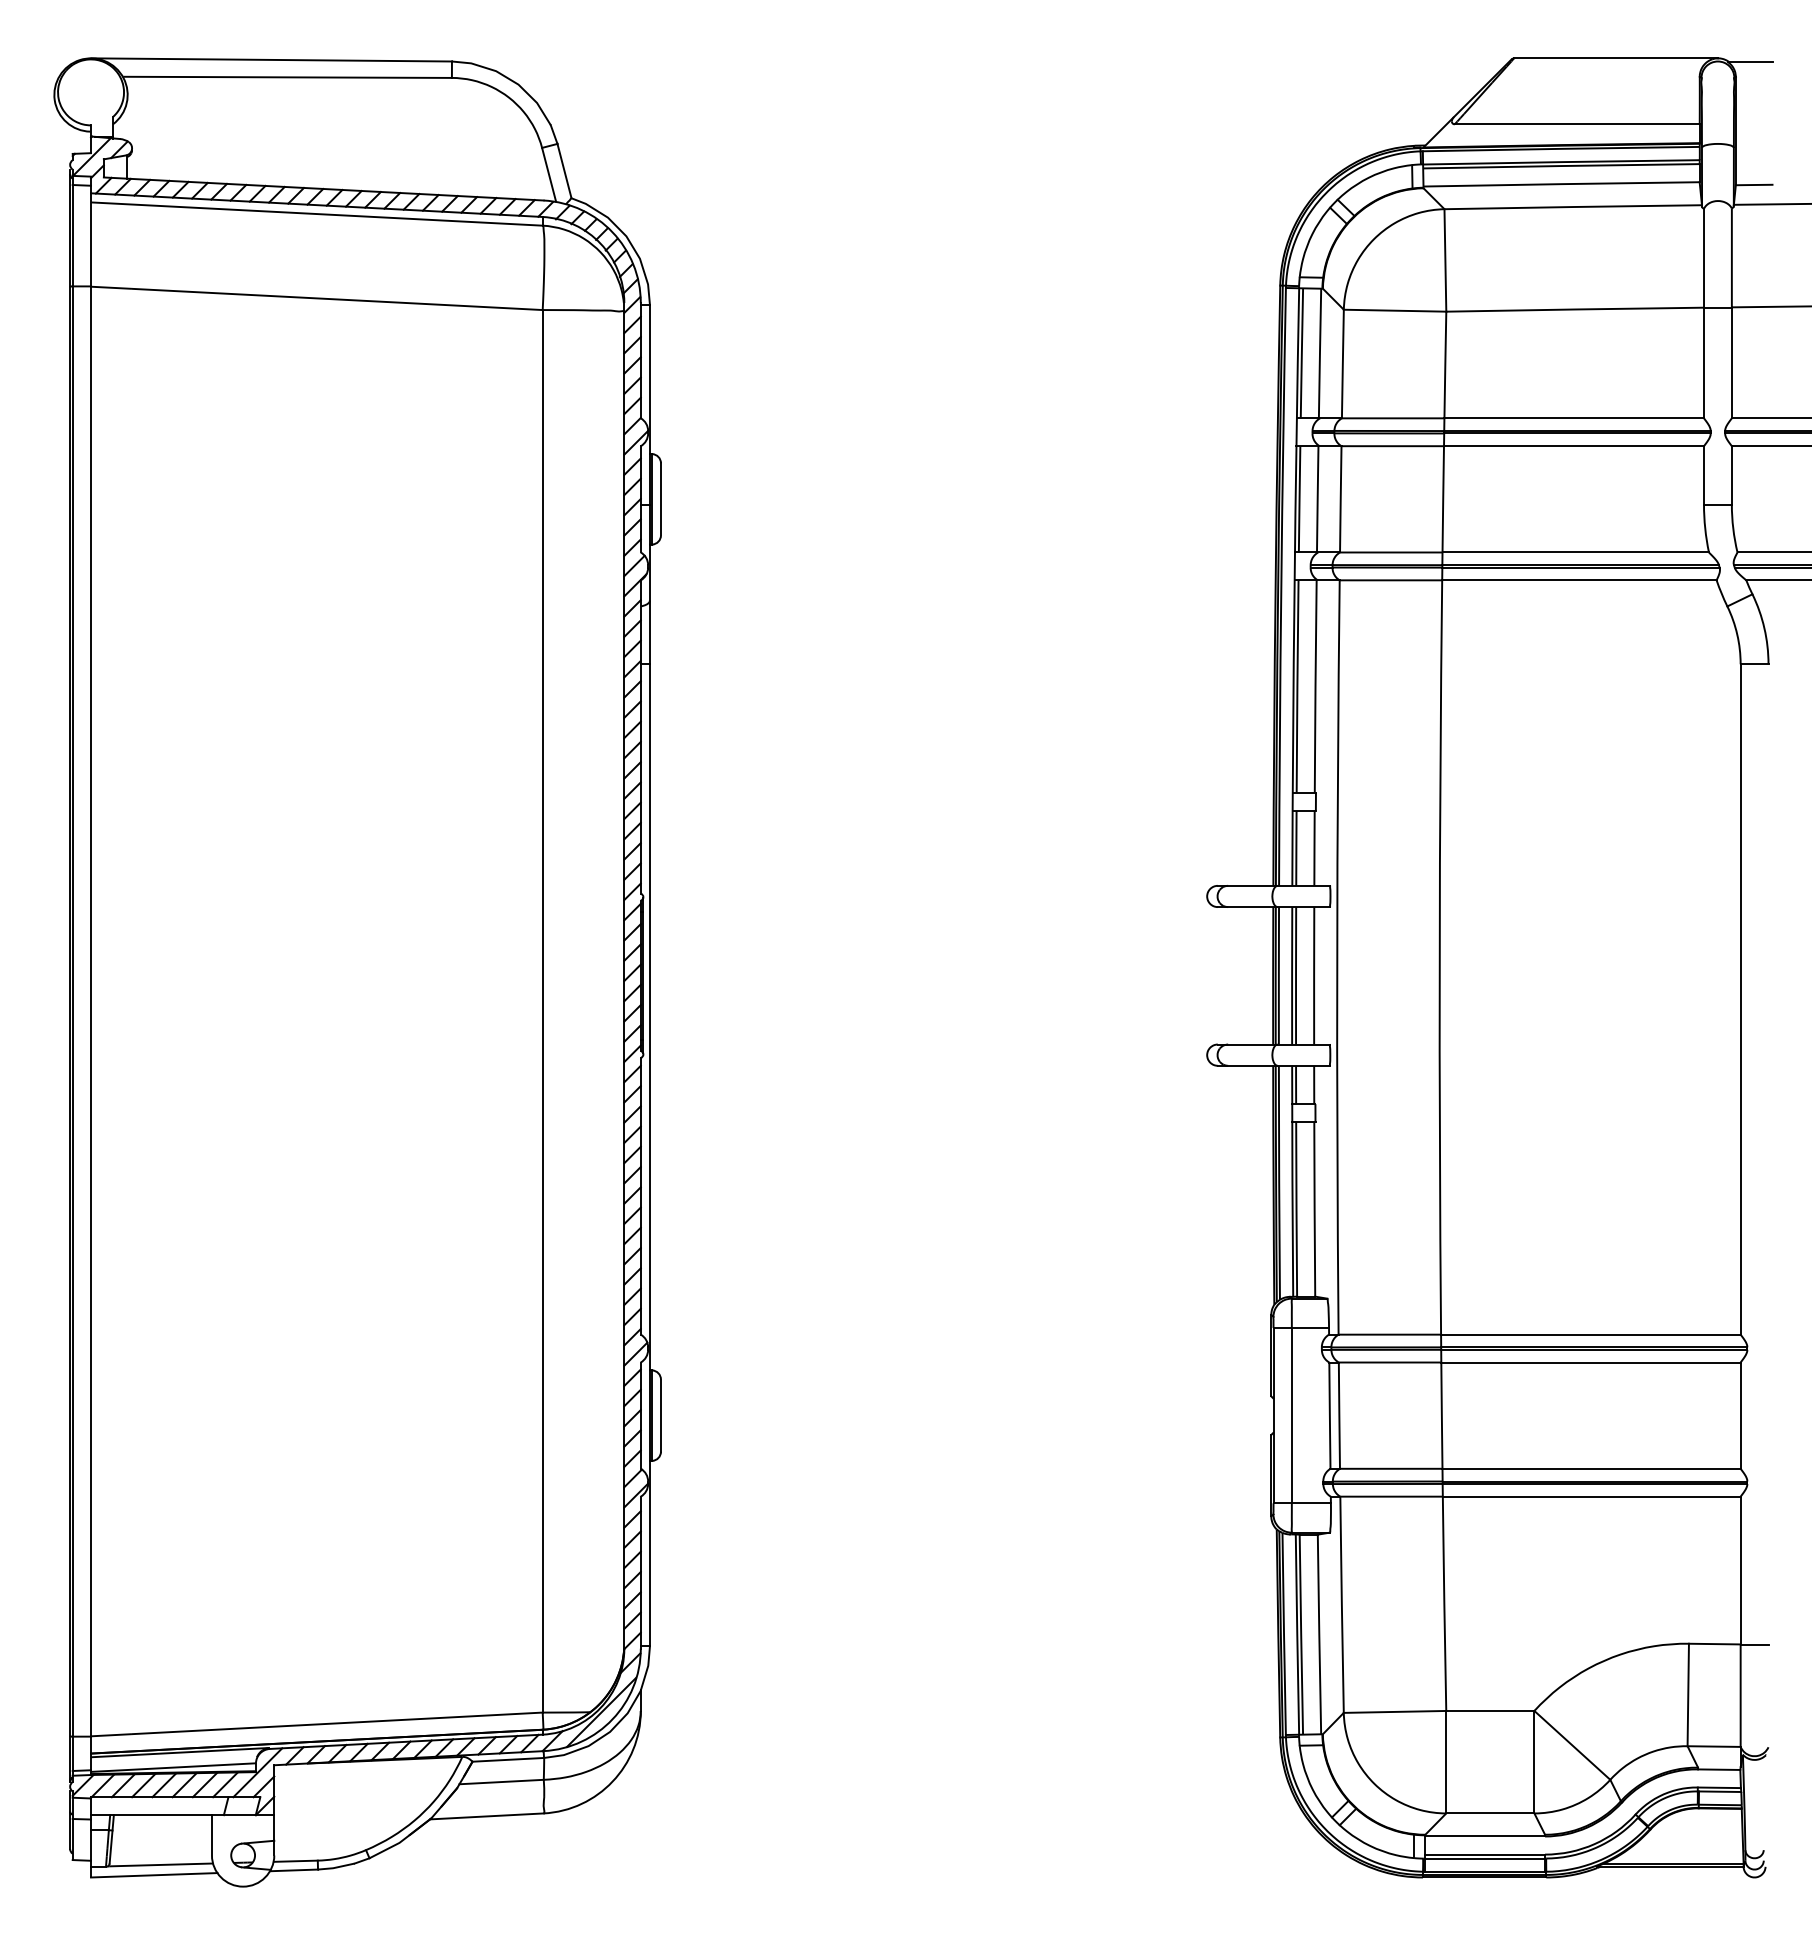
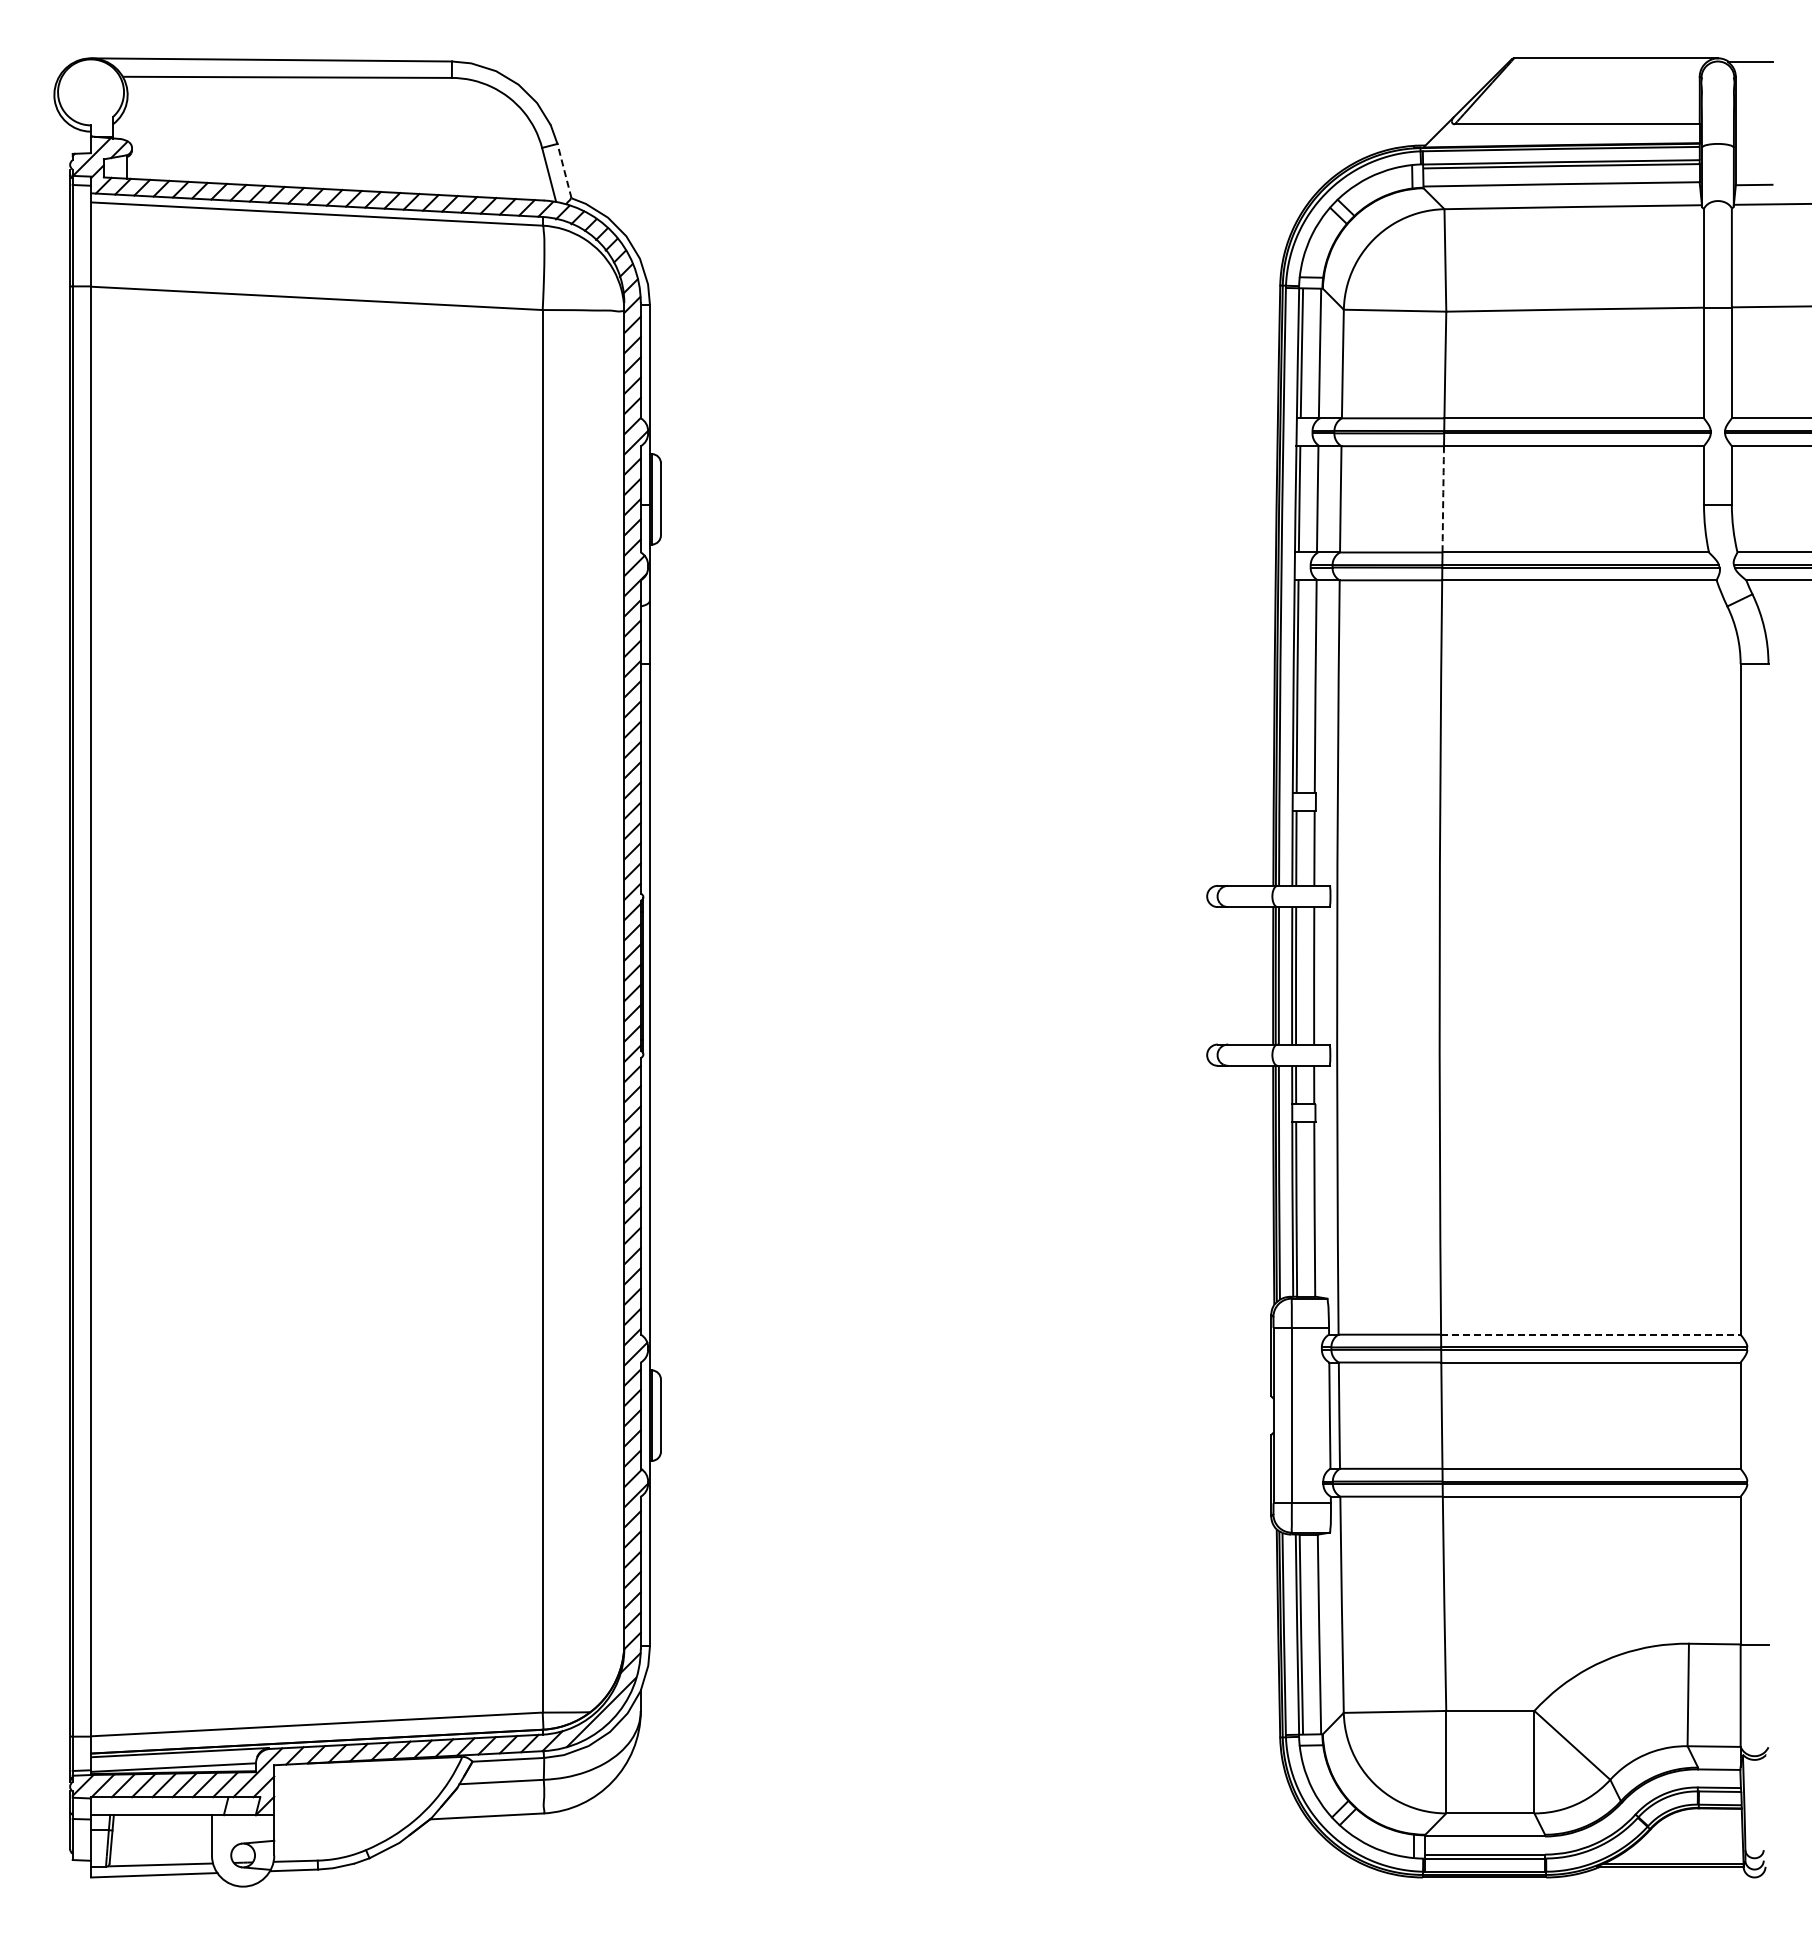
line: solid -> dashed (564, 170)
arc: solid -> dashed (1443, 499)
line: solid -> dashed (1590, 1334)
